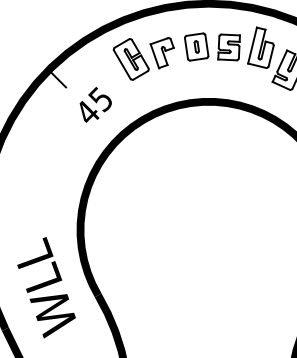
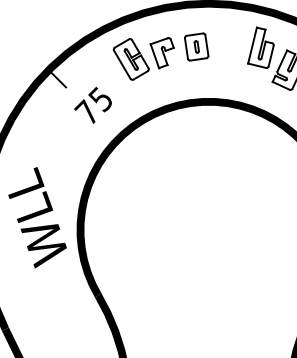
part: present -> none (228, 47)
text: 45 -> 75 (86, 111)
text position: (46, 287) -> (37, 217) (37, 217)
